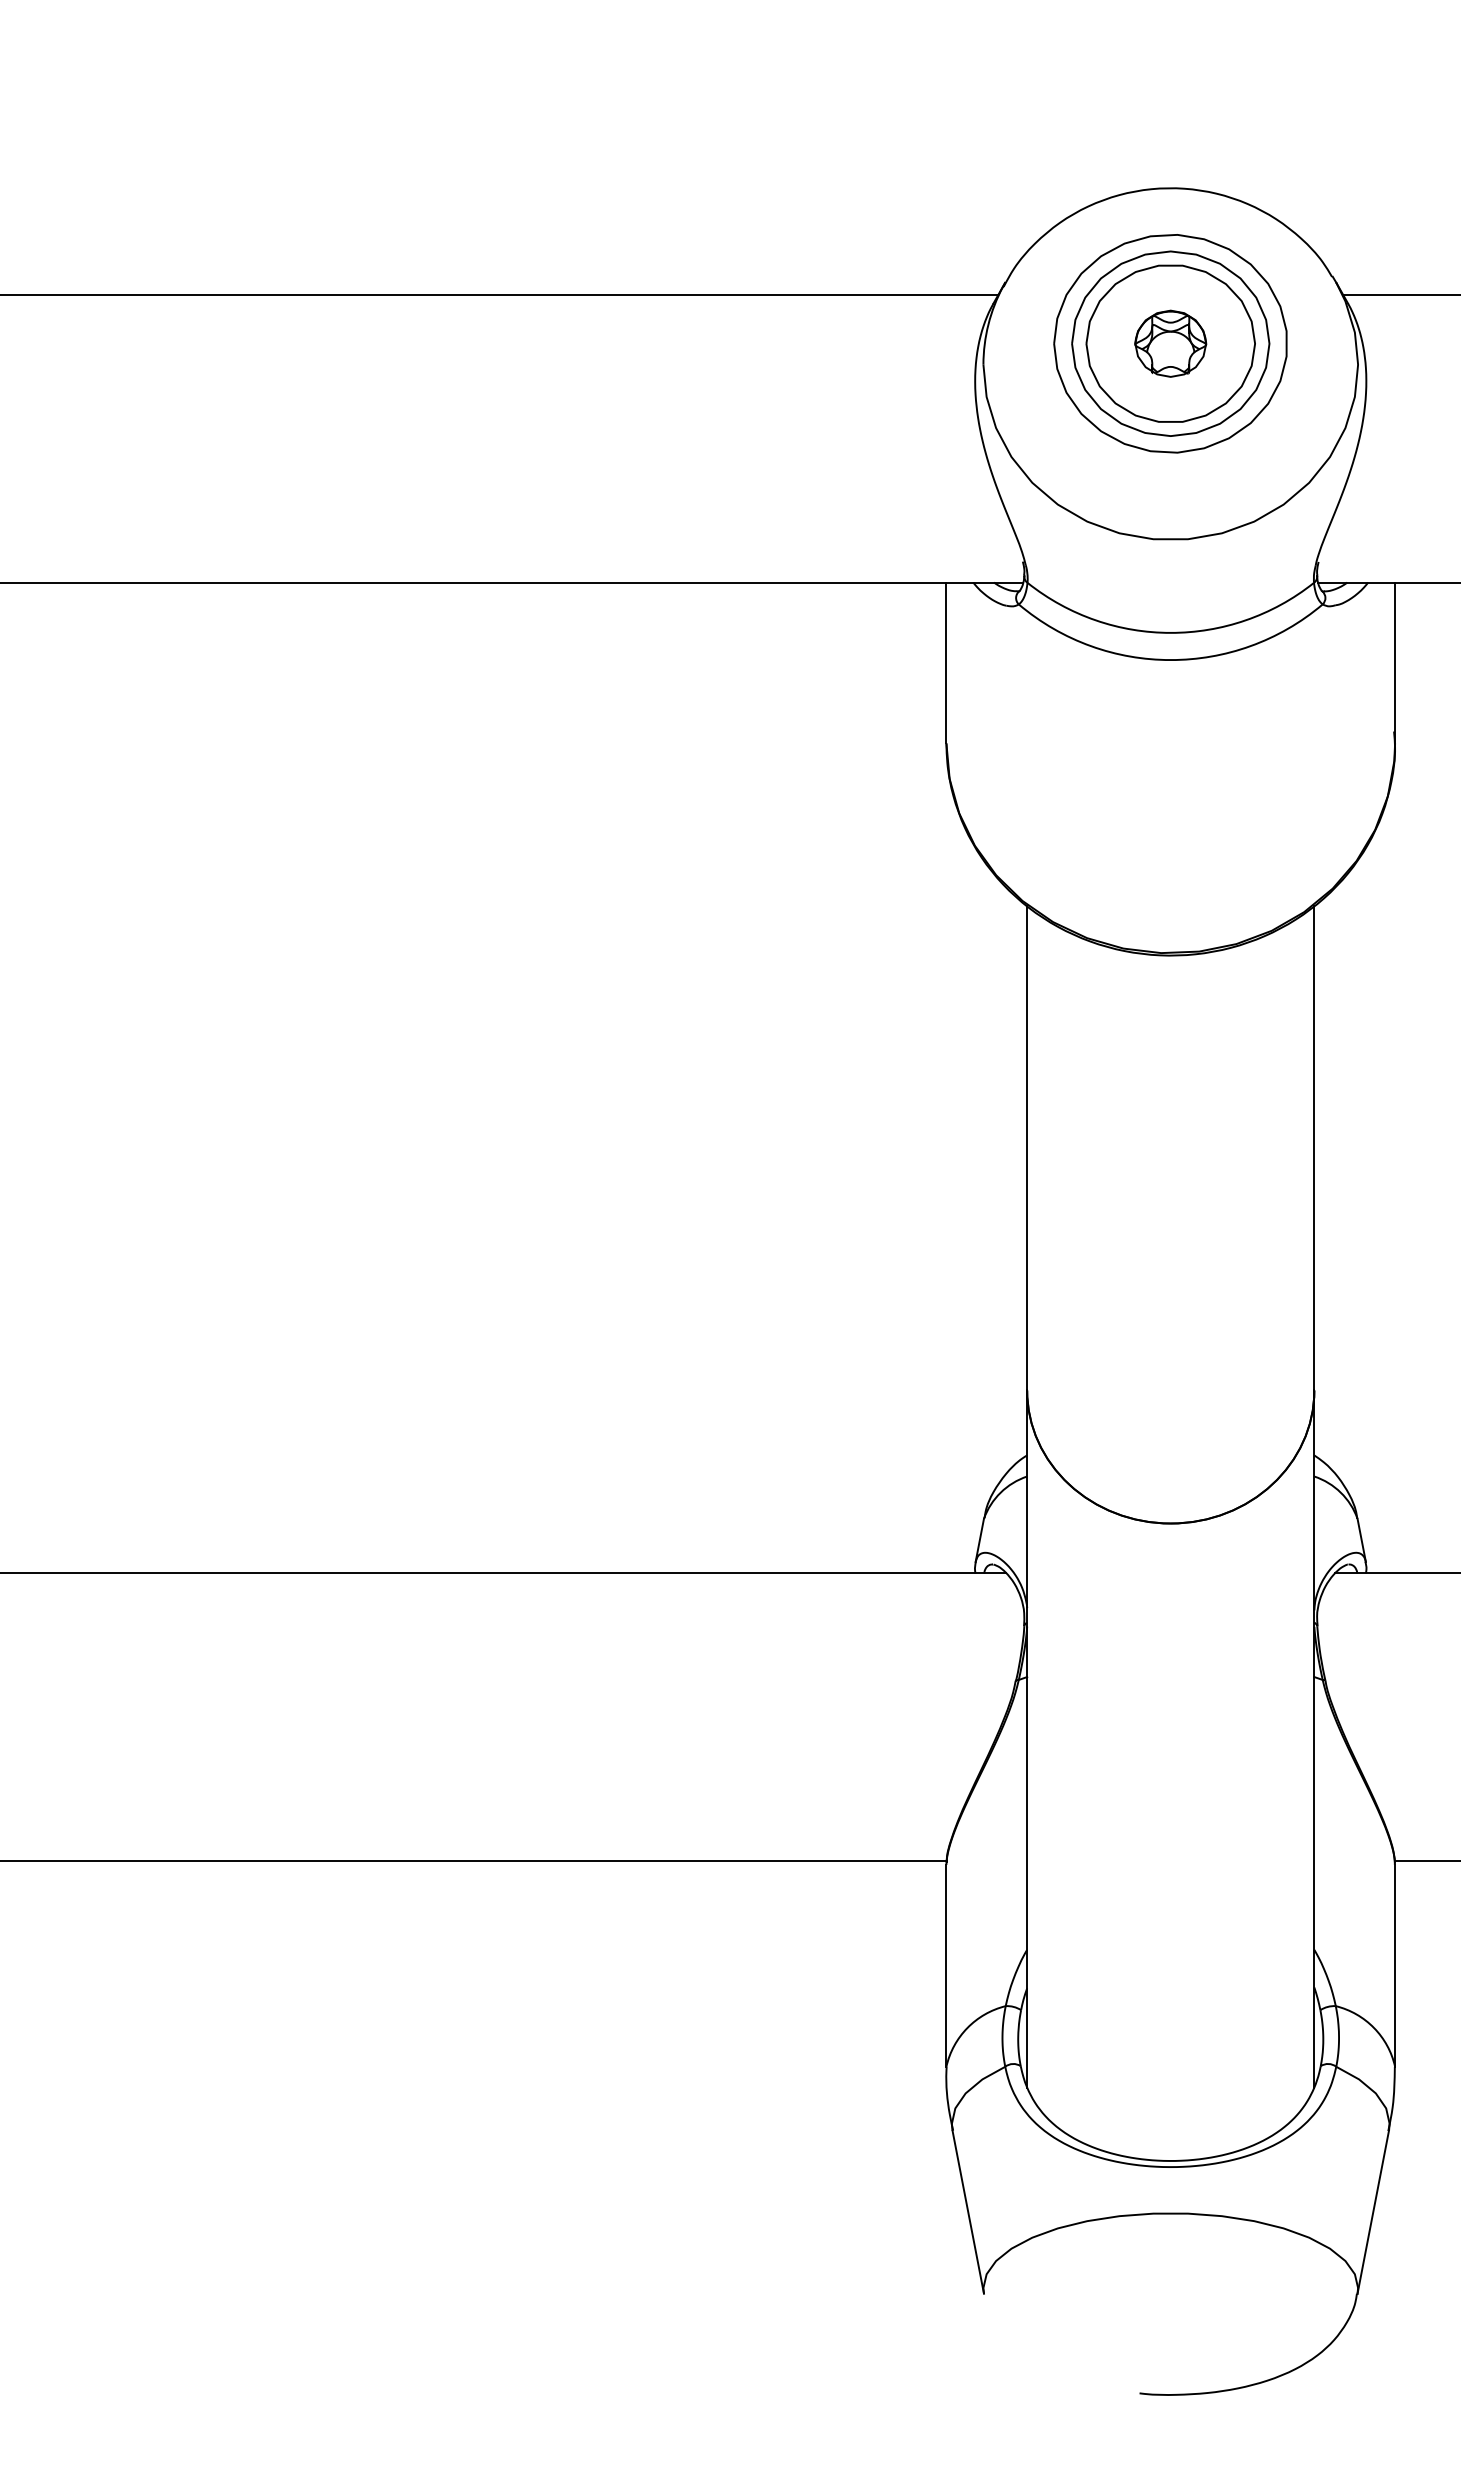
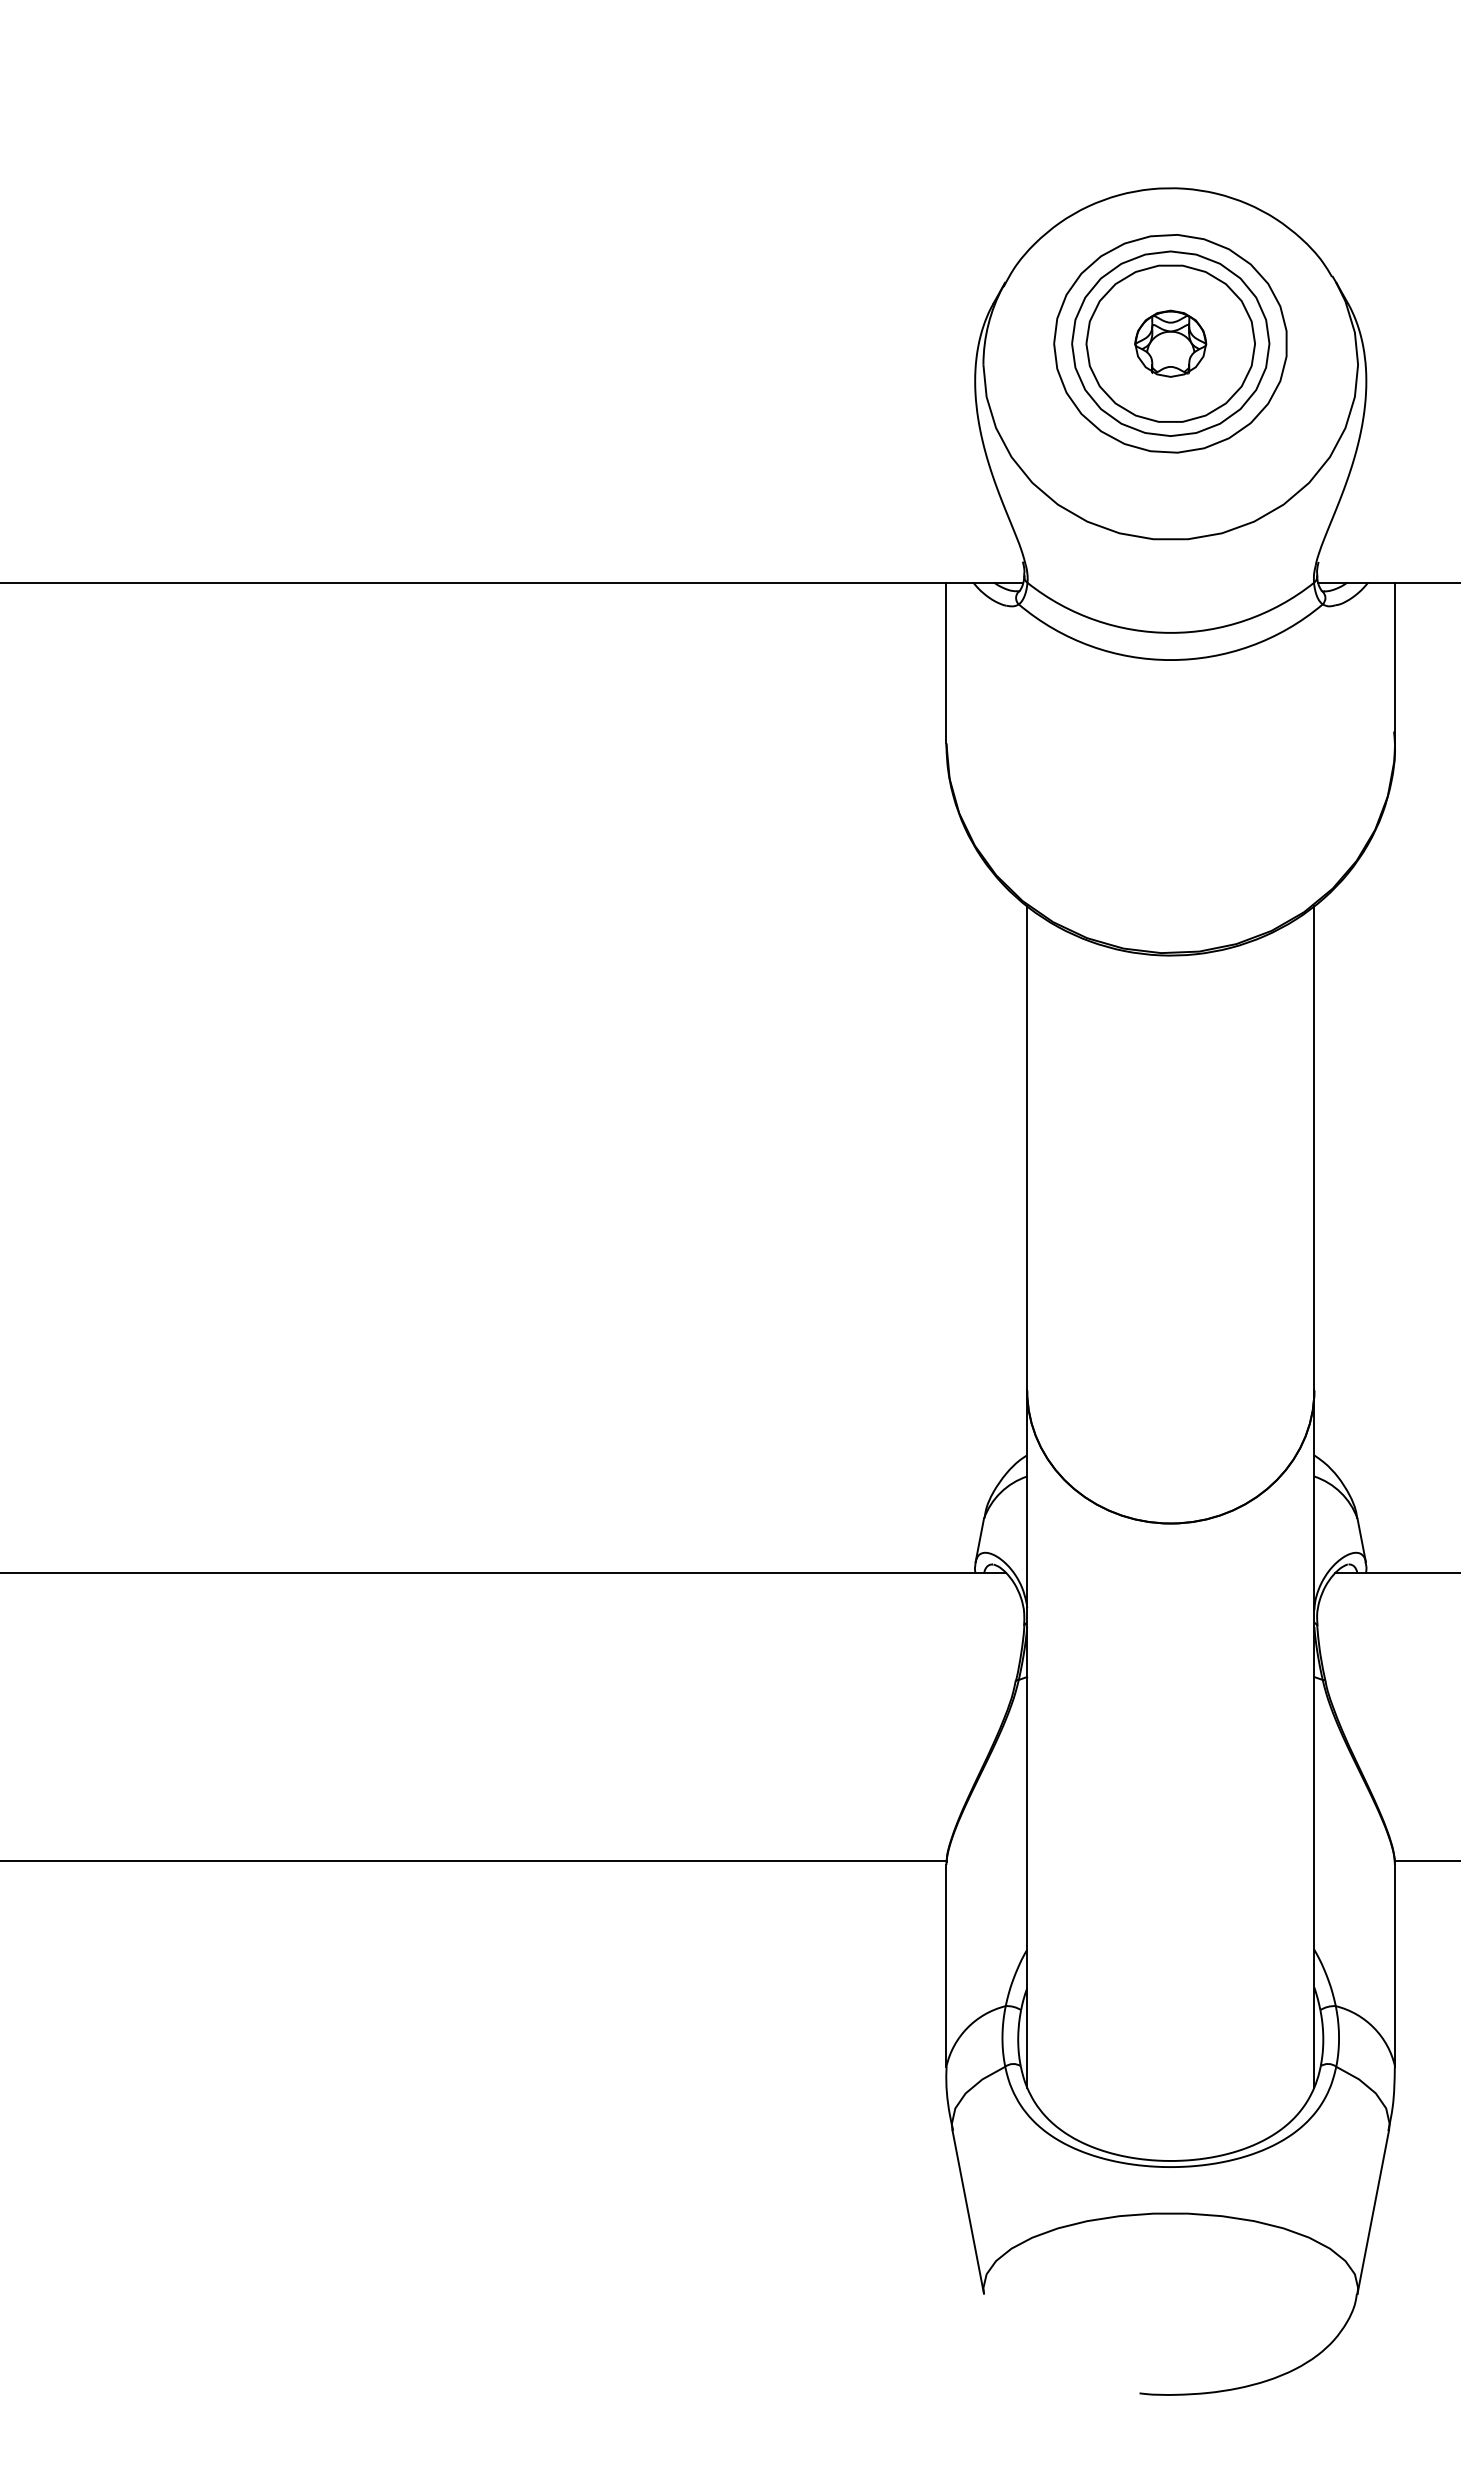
line: present -> none (500, 295)
line: present -> none (1400, 295)
